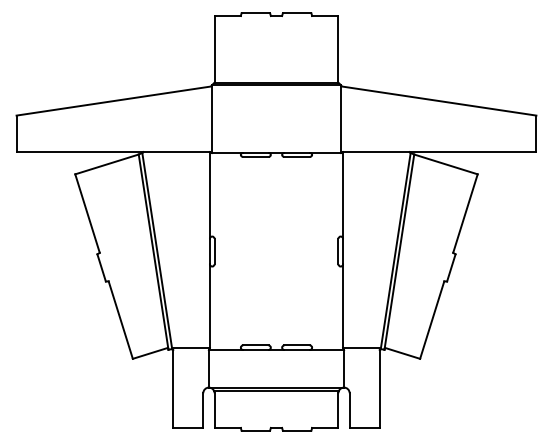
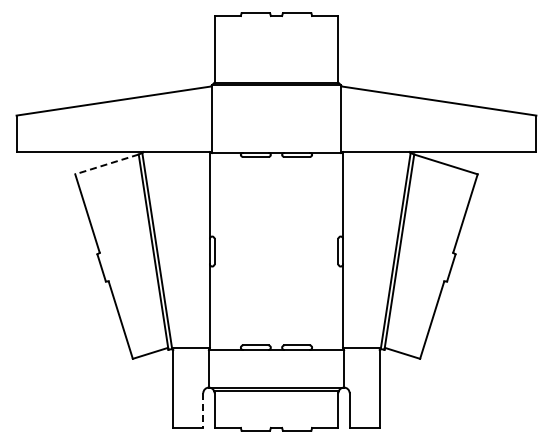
line: solid -> dashed (106, 164)
line: solid -> dashed (203, 411)
